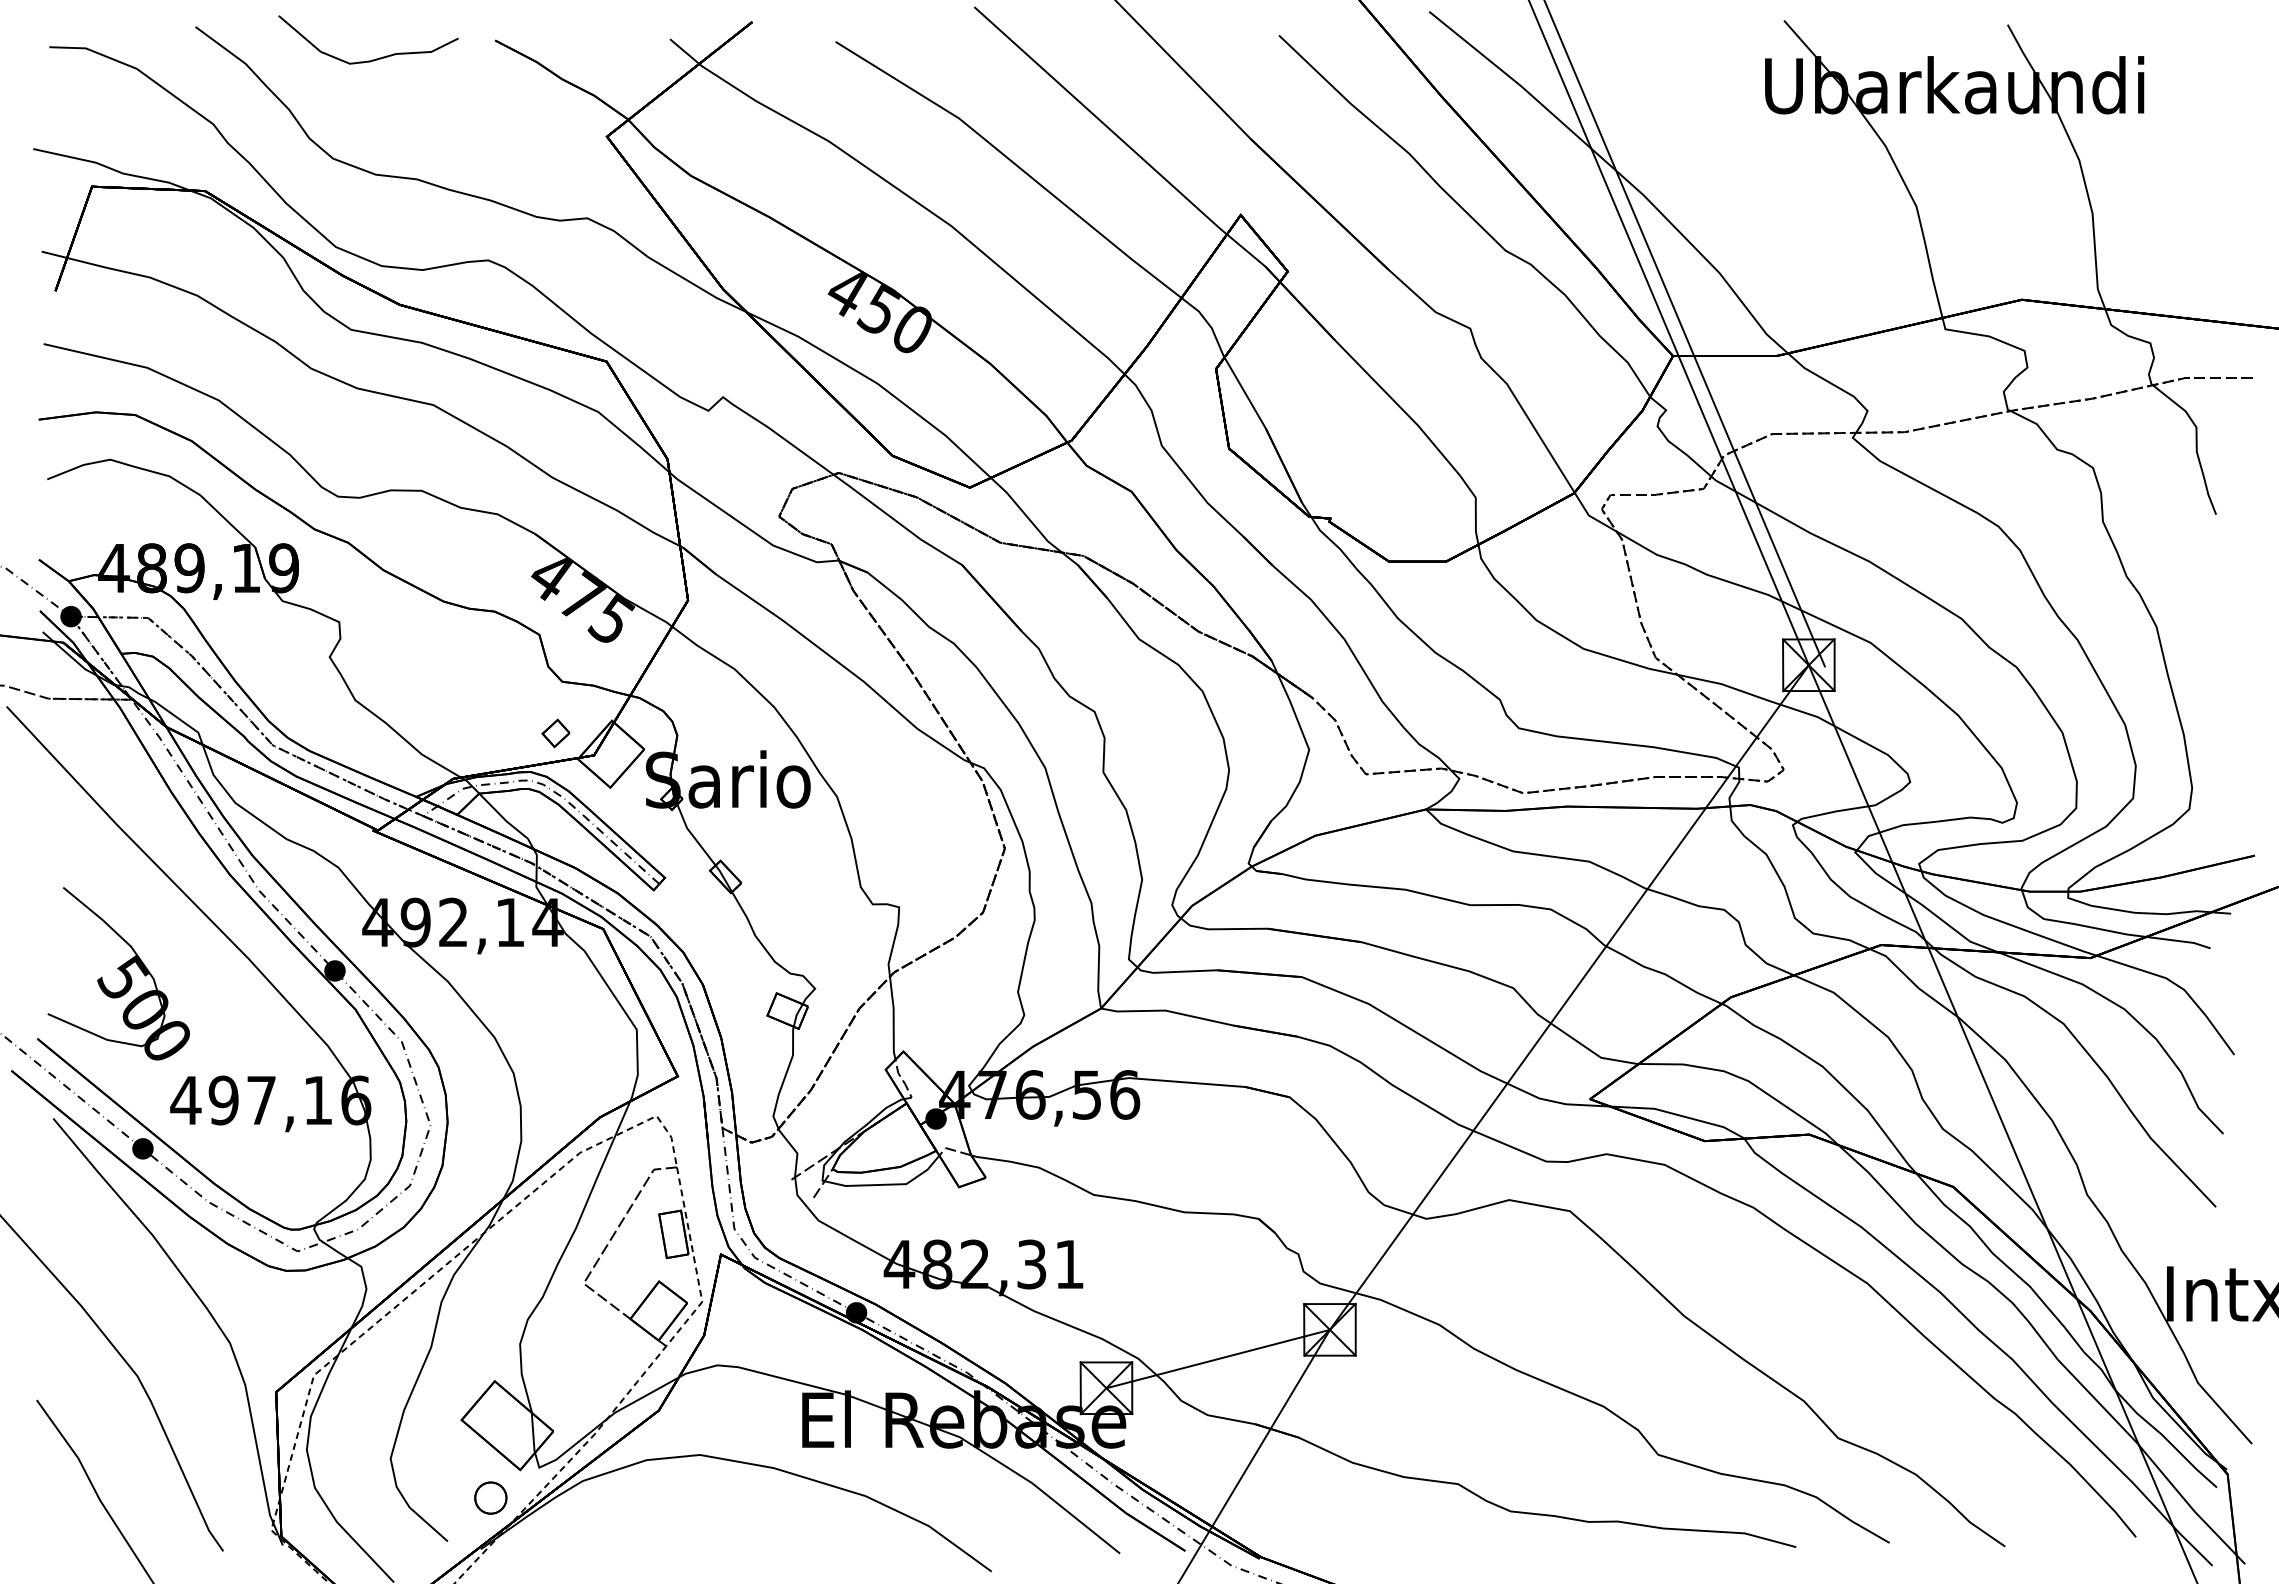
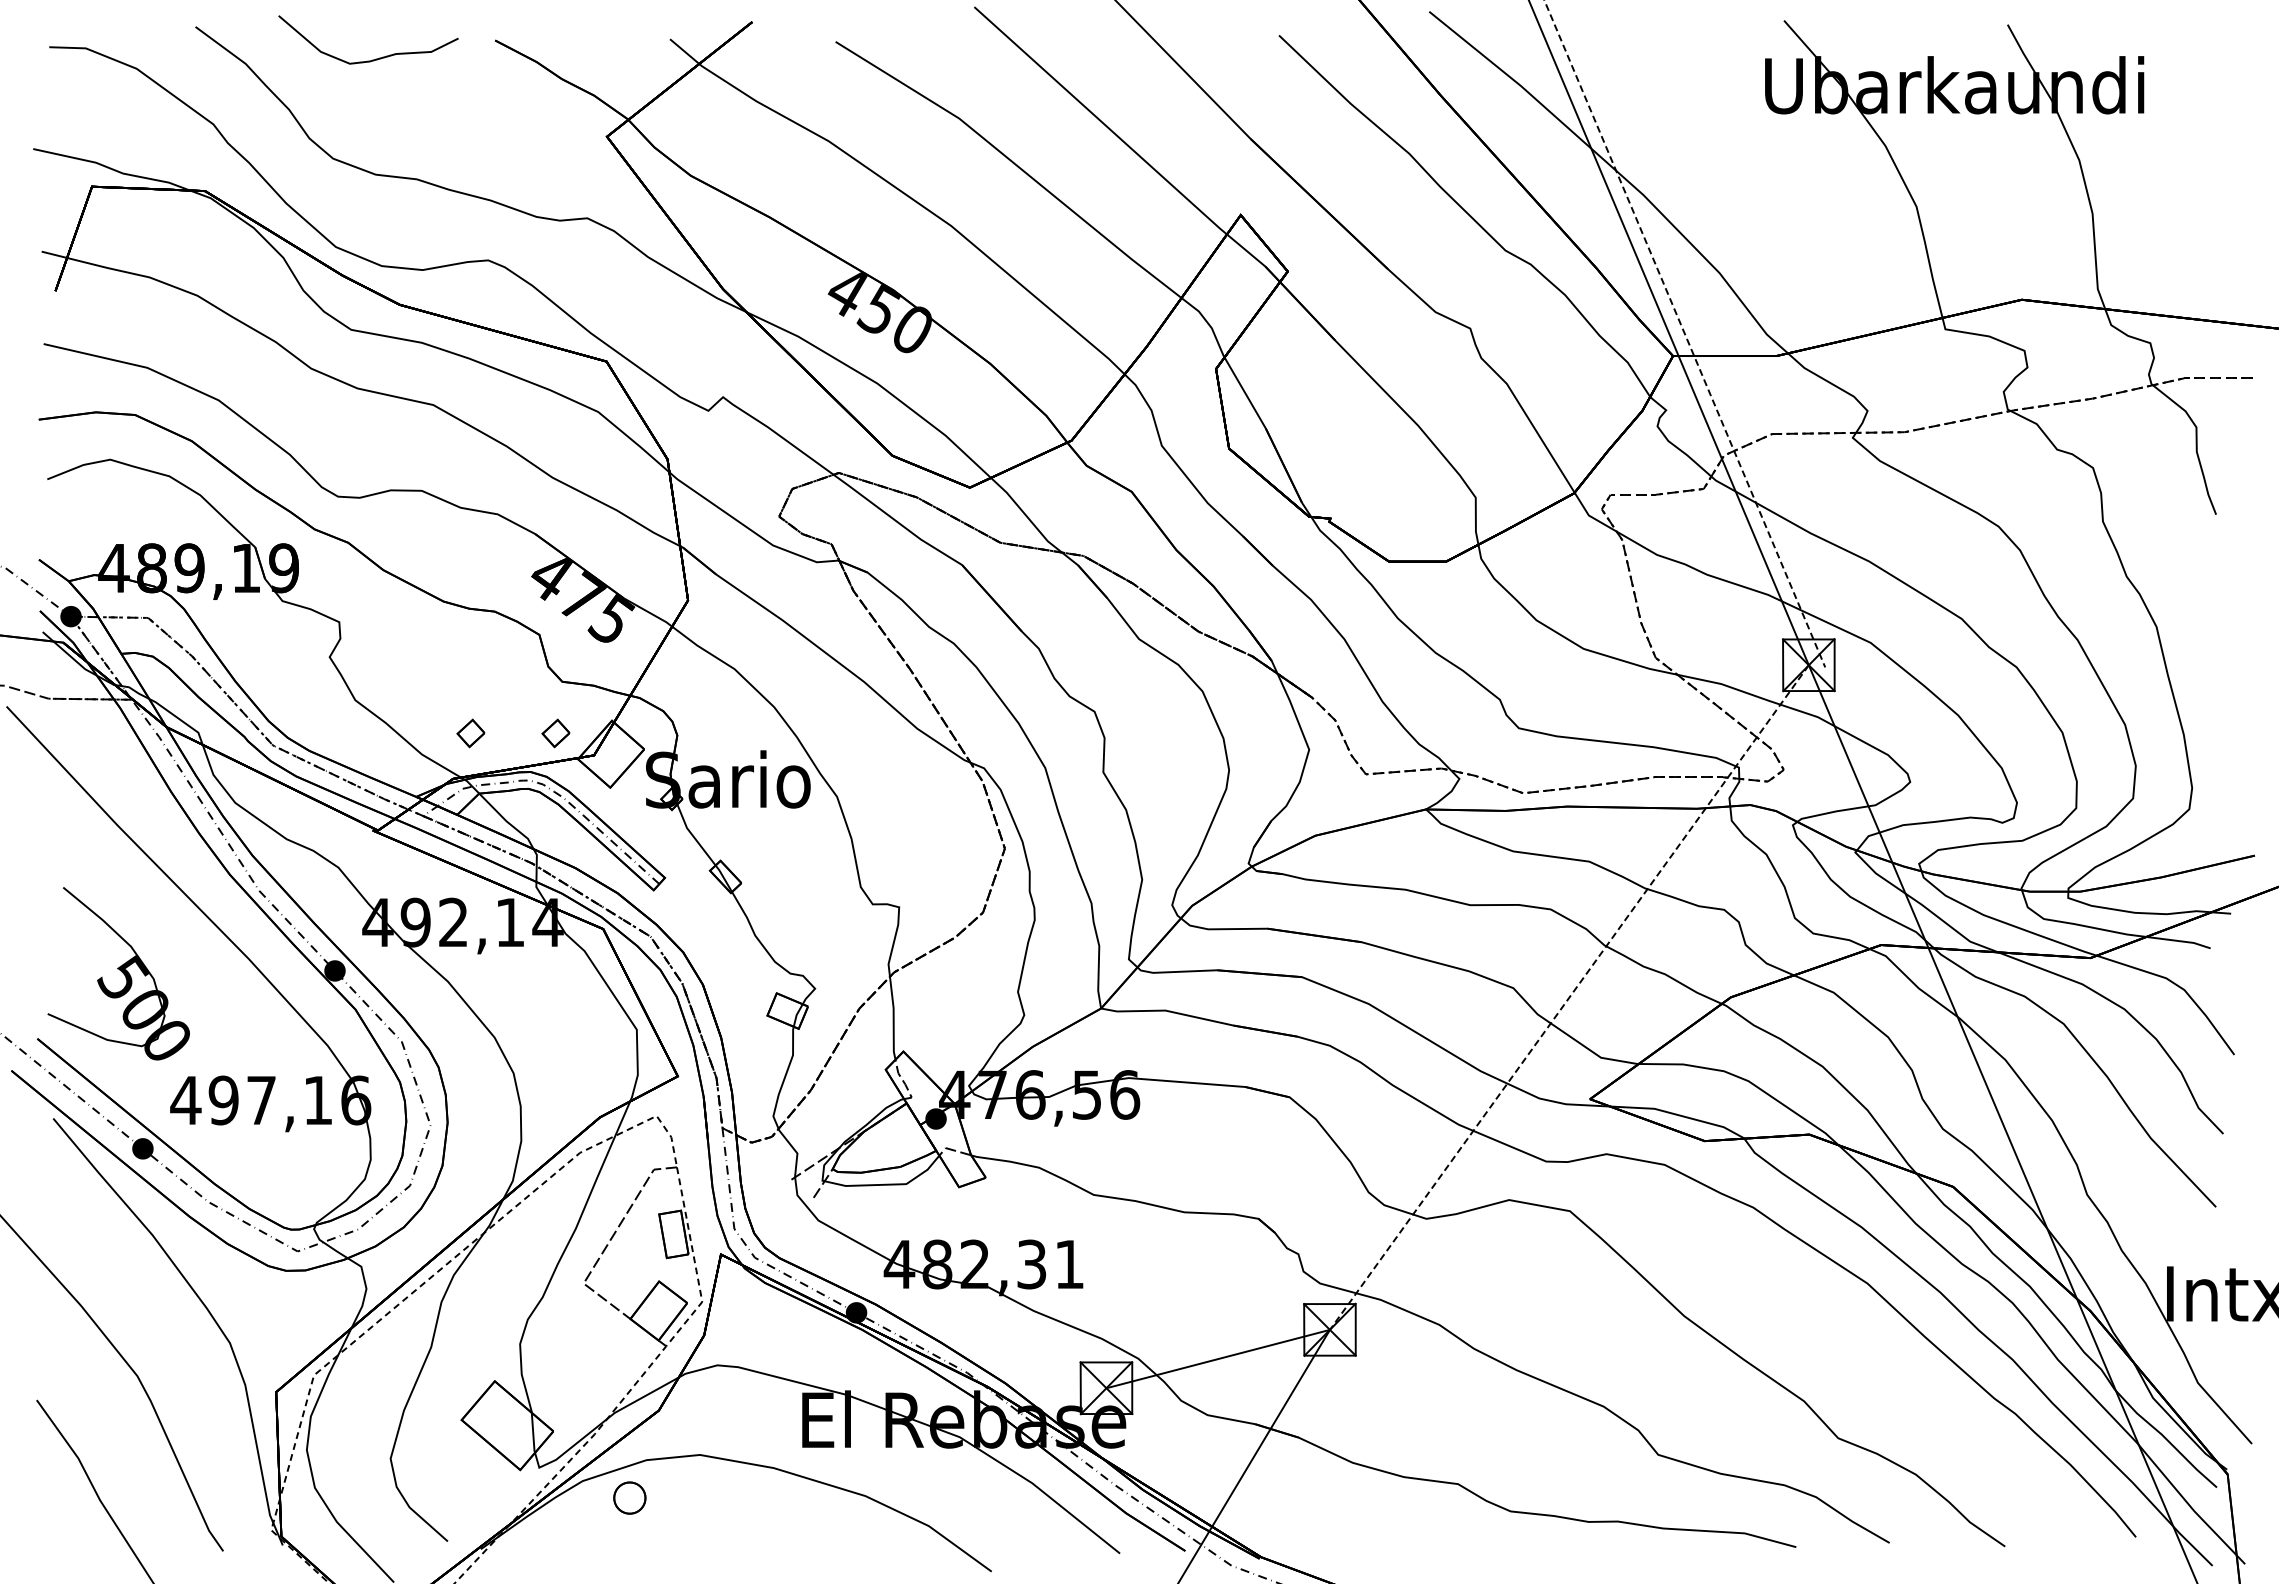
line: solid -> dashed (1684, 333)
part: none -> present (470, 733)
line: solid -> dashed (1569, 997)
part position: (490, 1497) -> (629, 1497) (629, 1497)
